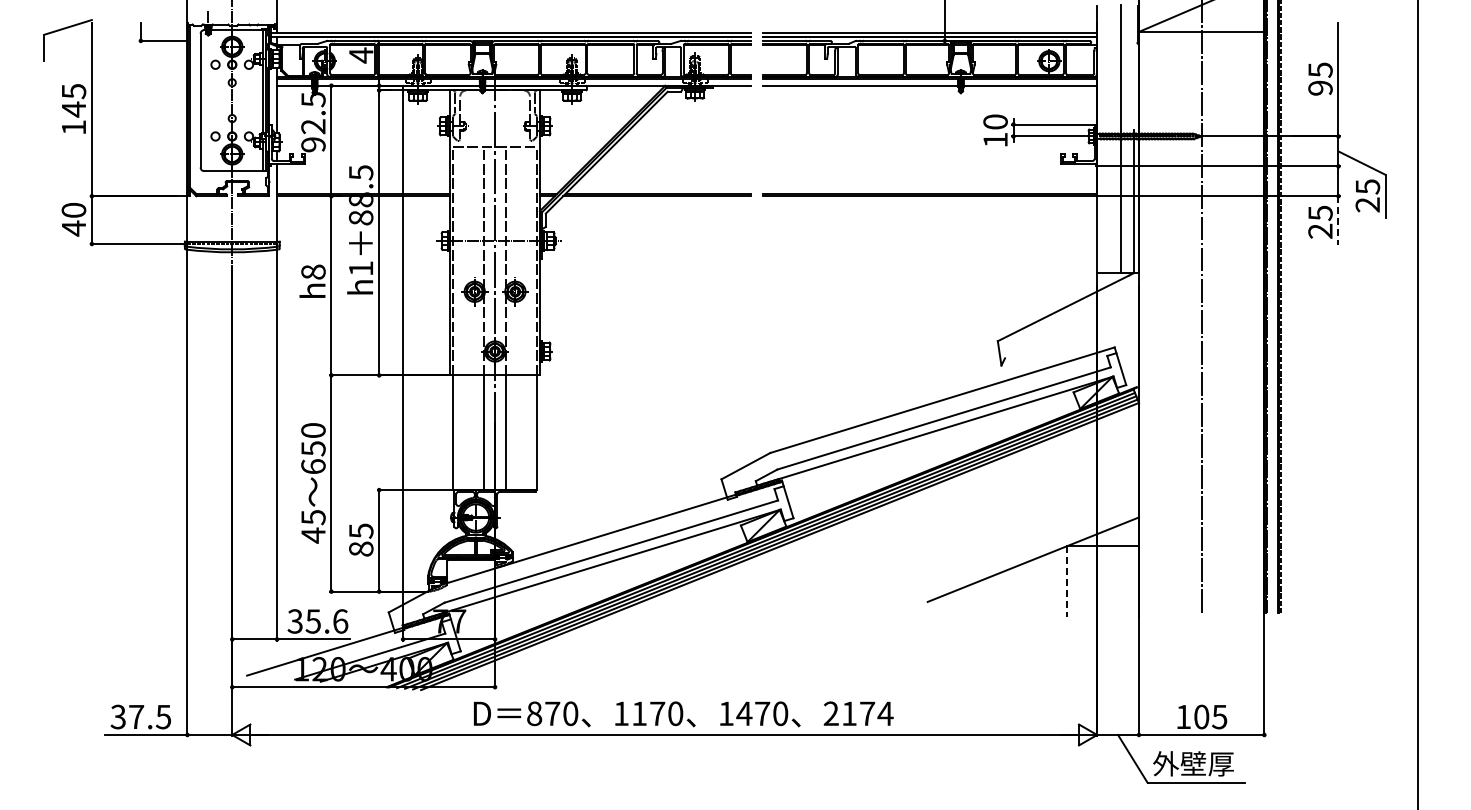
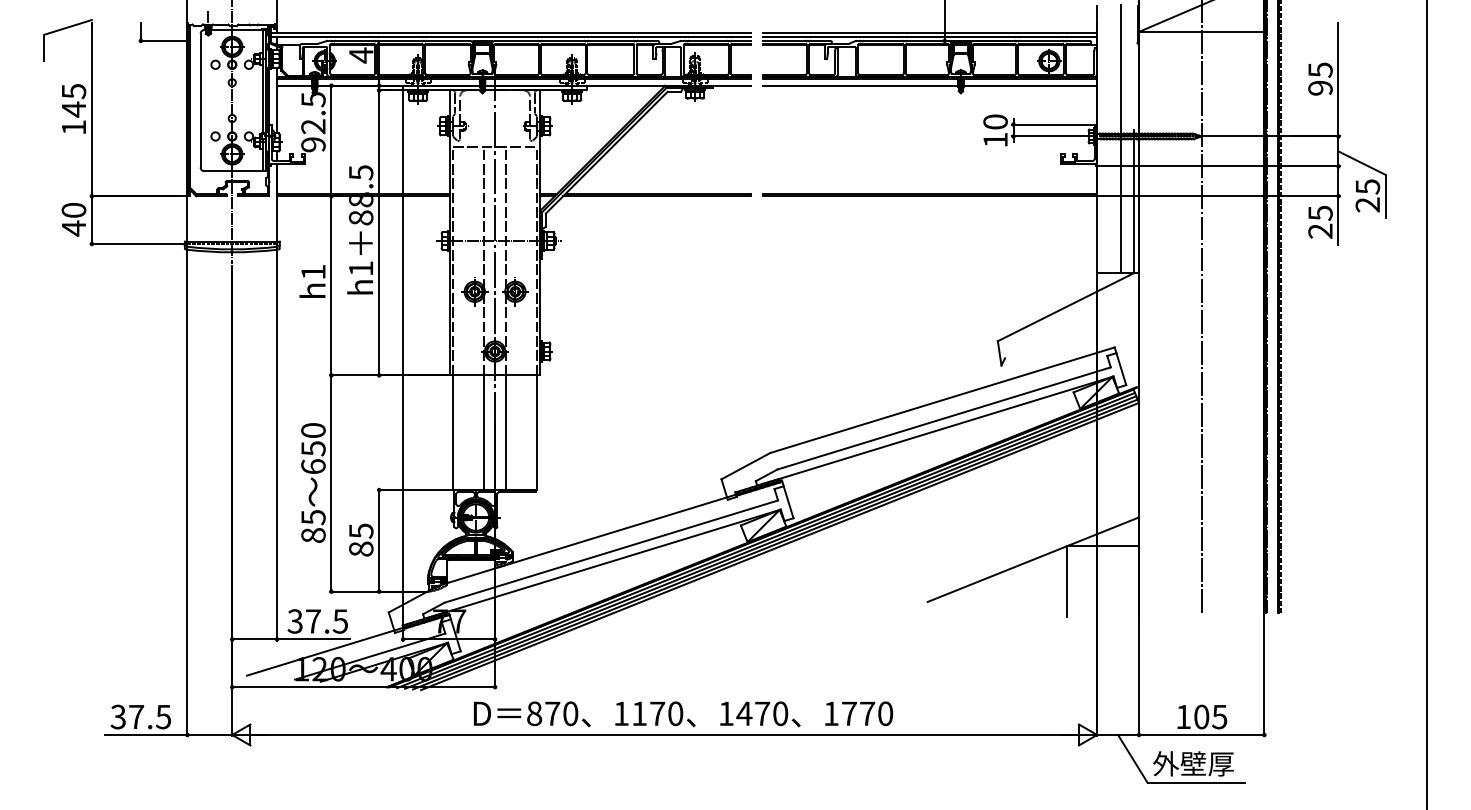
line: dashed -> solid (1338, 220)
text: h8 -> h1 (313, 271)
line position: (1417, 404) -> (1426, 404) (1426, 404)
text: 45 -> 85 (313, 535)
line: dashed -> solid (1067, 581)
text: 35.6 -> 37.5 (326, 621)
text: 2174 -> 1770 (858, 713)
